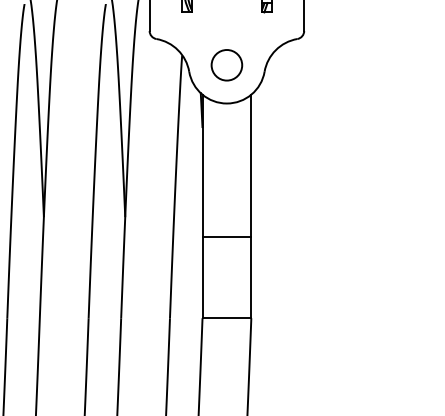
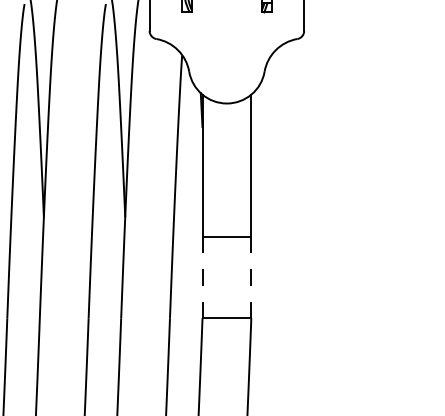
circle: present -> none (226, 65)
line: solid -> dashed (202, 277)
line: solid -> dashed (251, 277)
